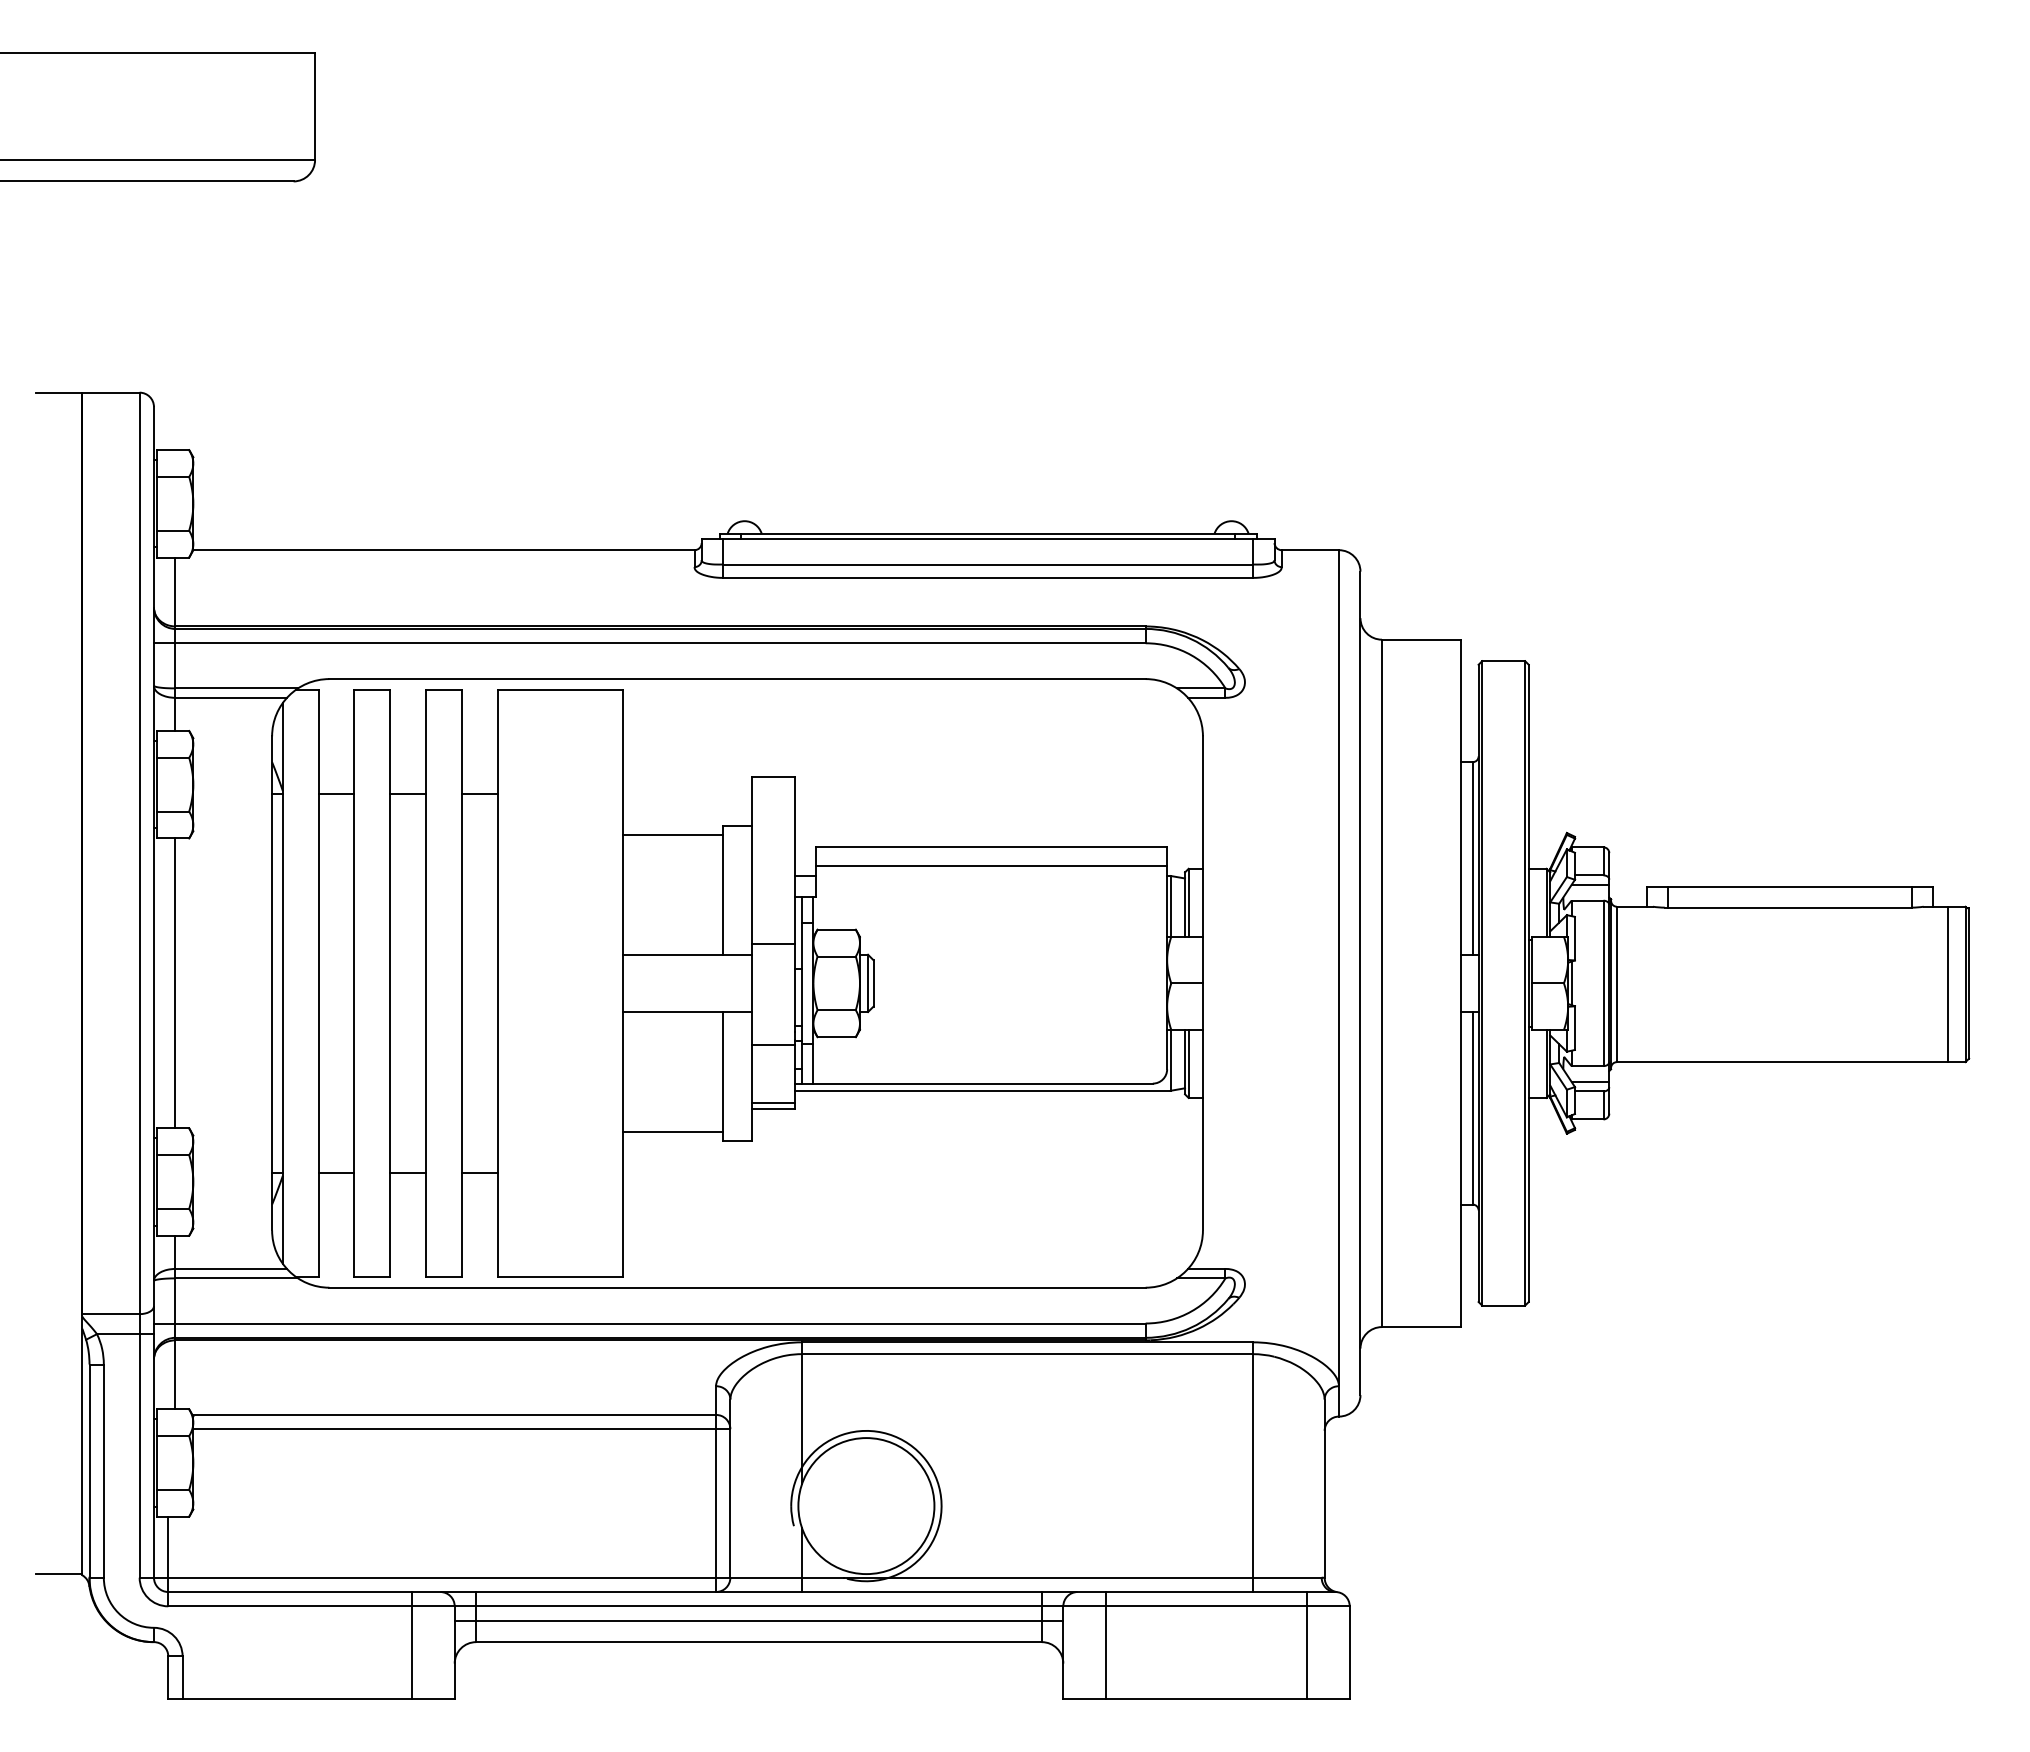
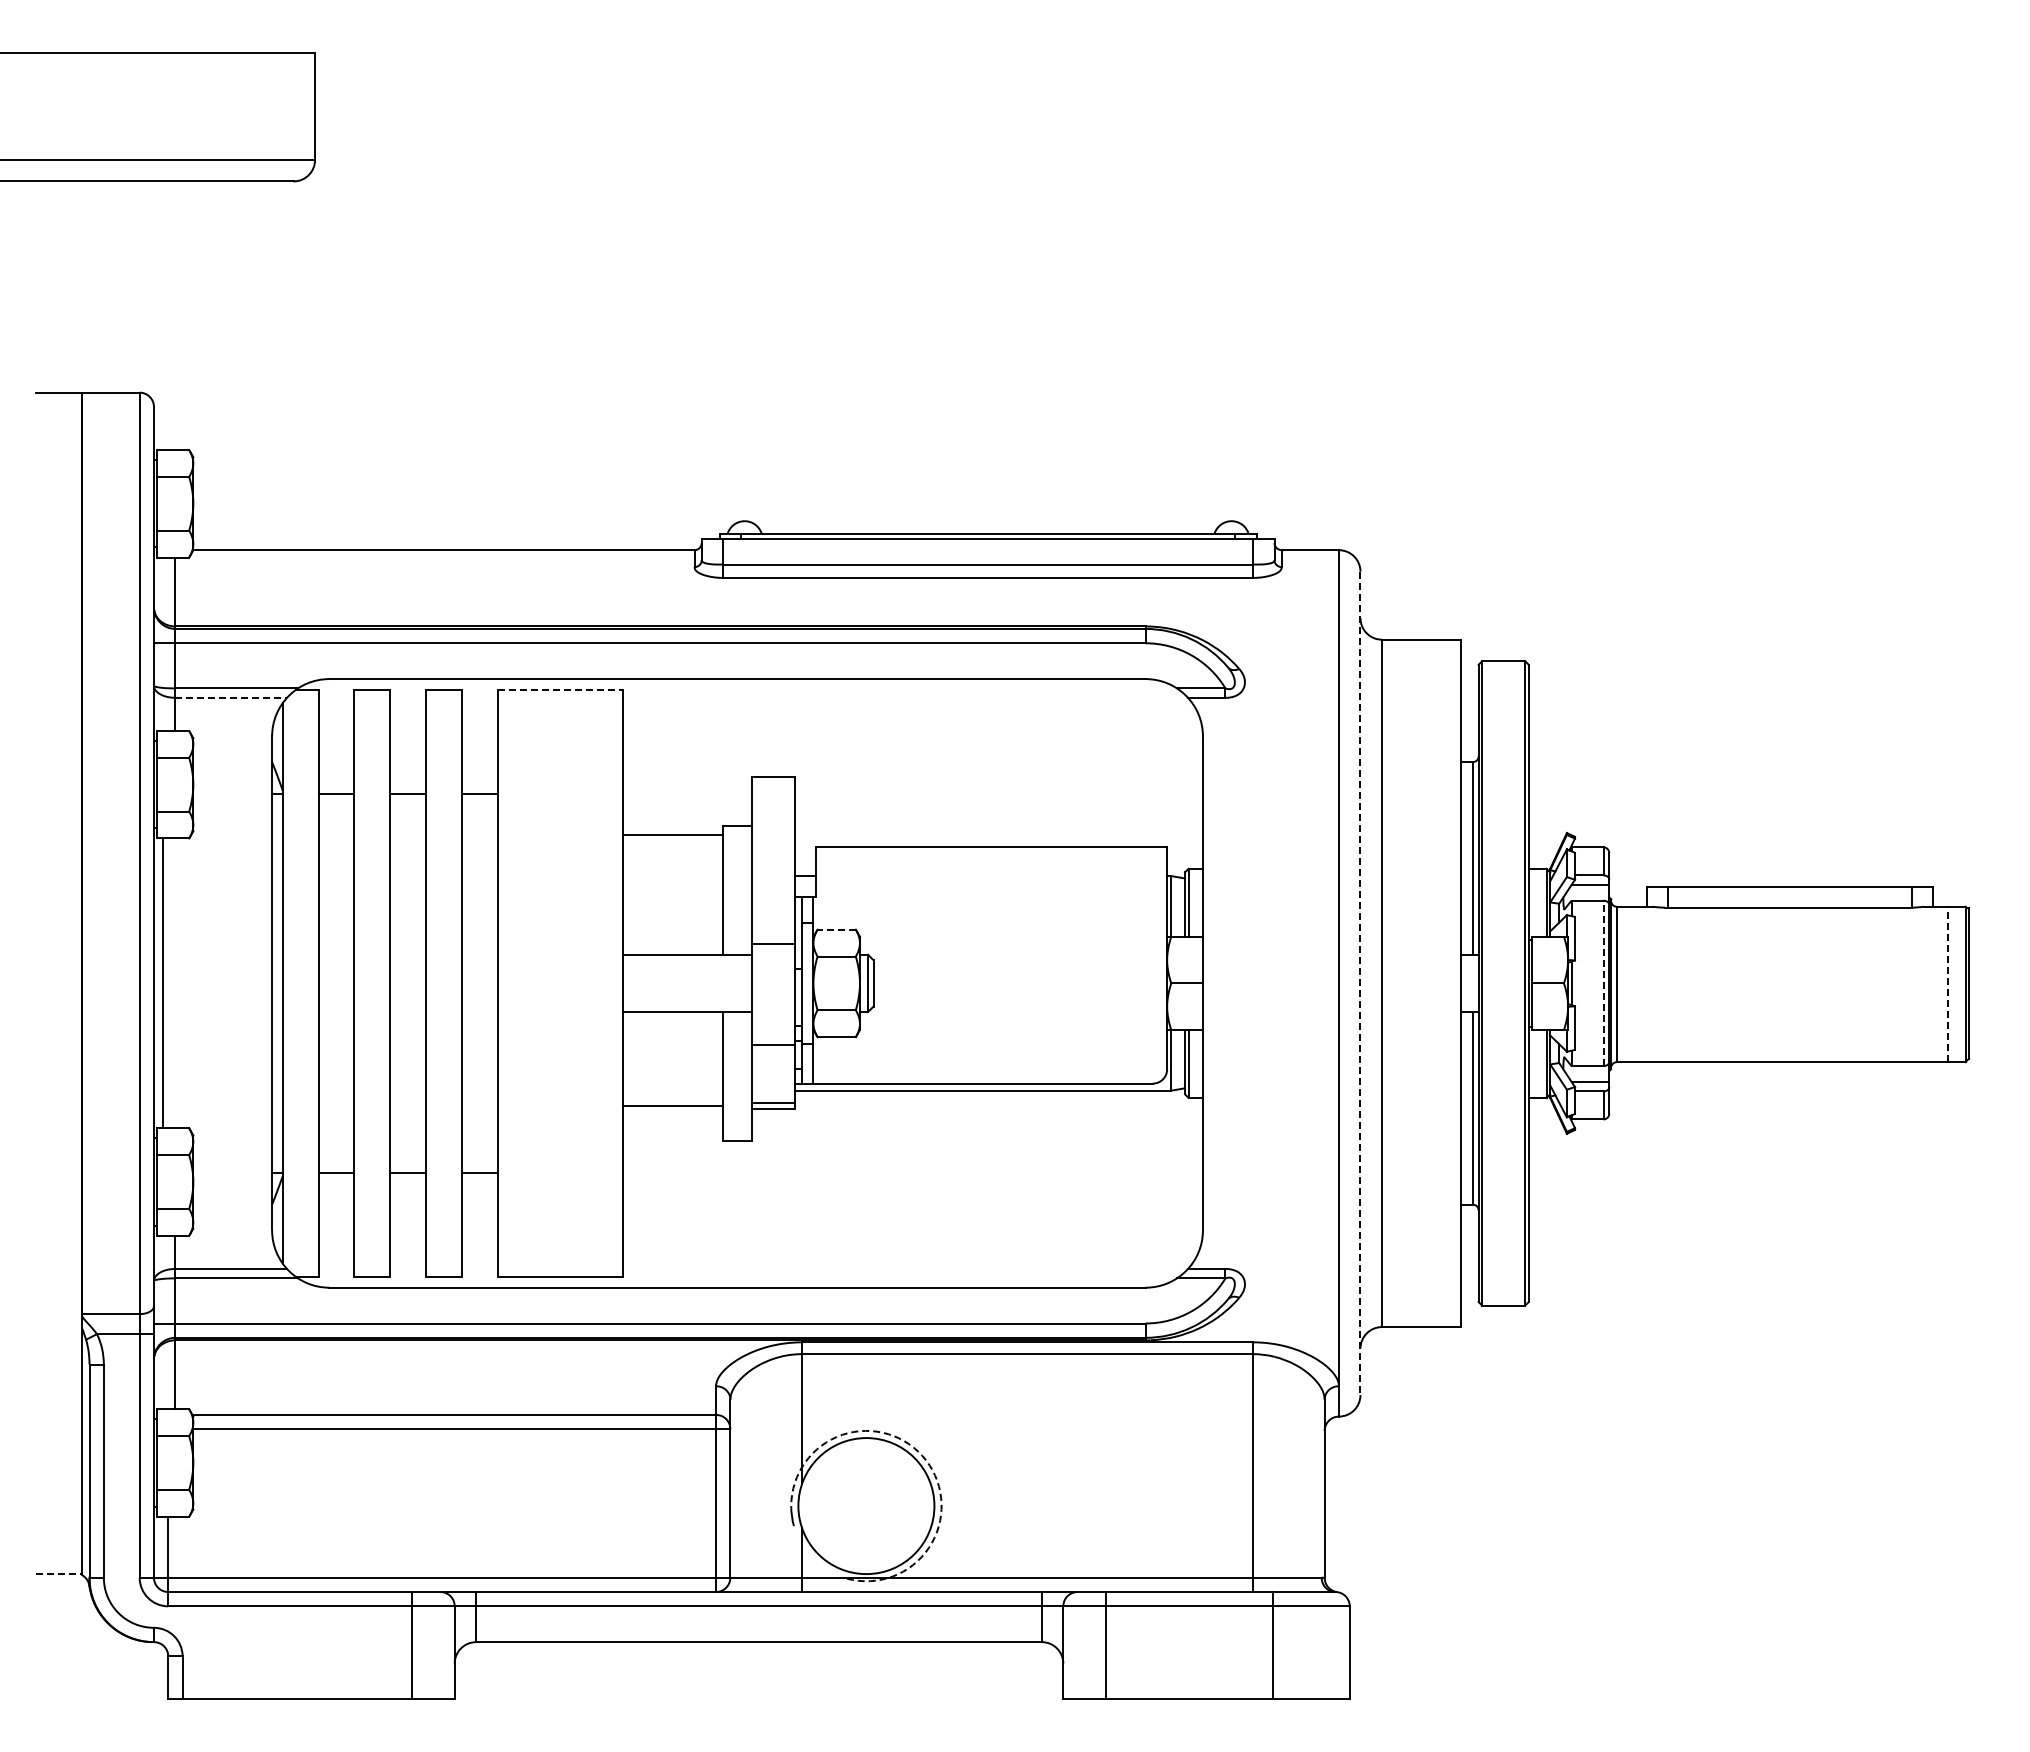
line: solid -> dashed (560, 689)
line: solid -> dashed (231, 697)
line: present -> none (991, 865)
line: solid -> dashed (836, 929)
line position: (175, 983) -> (163, 983) (163, 983)
line: solid -> dashed (1360, 983)
line: solid -> dashed (1603, 983)
line: solid -> dashed (1947, 984)
line position: (672, 1131) -> (672, 1105) (672, 1105)
arc: solid -> dashed (926, 1460)
line: solid -> dashed (59, 1574)
line: present -> none (758, 1620)
line position: (1306, 1645) -> (1272, 1645) (1272, 1645)
